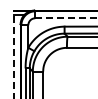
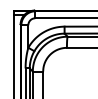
line: dashed -> solid (66, 18)
line: dashed -> solid (13, 54)
